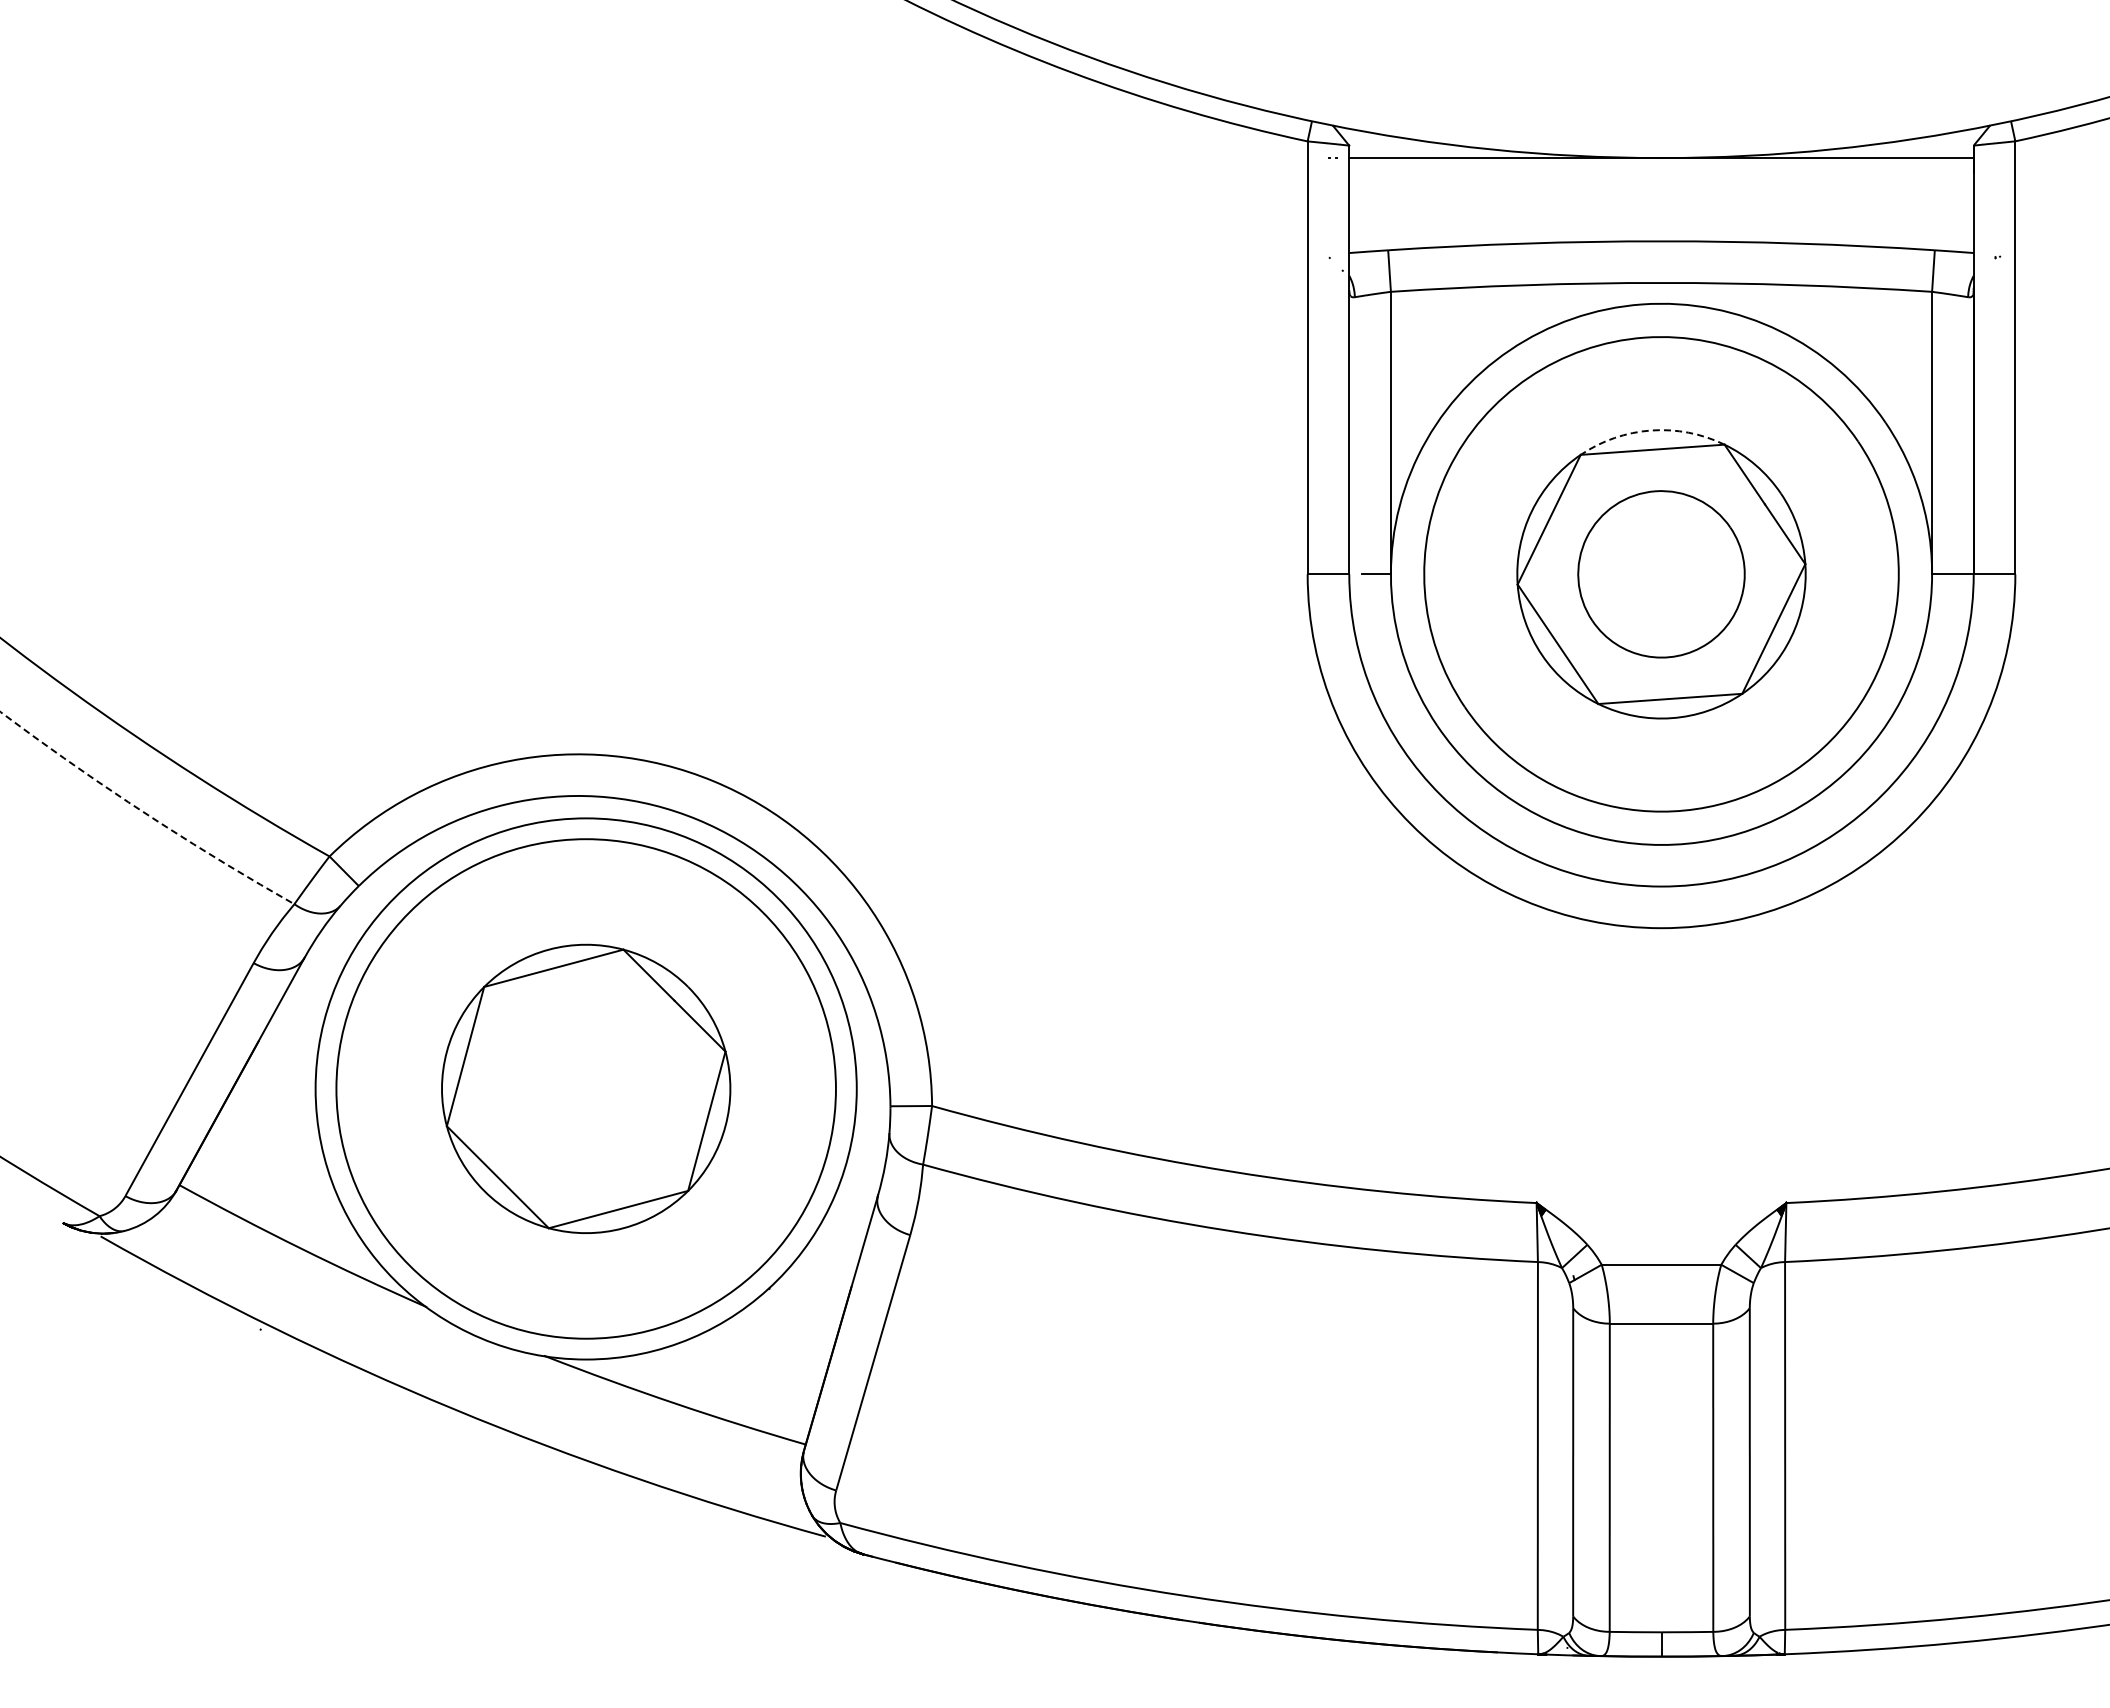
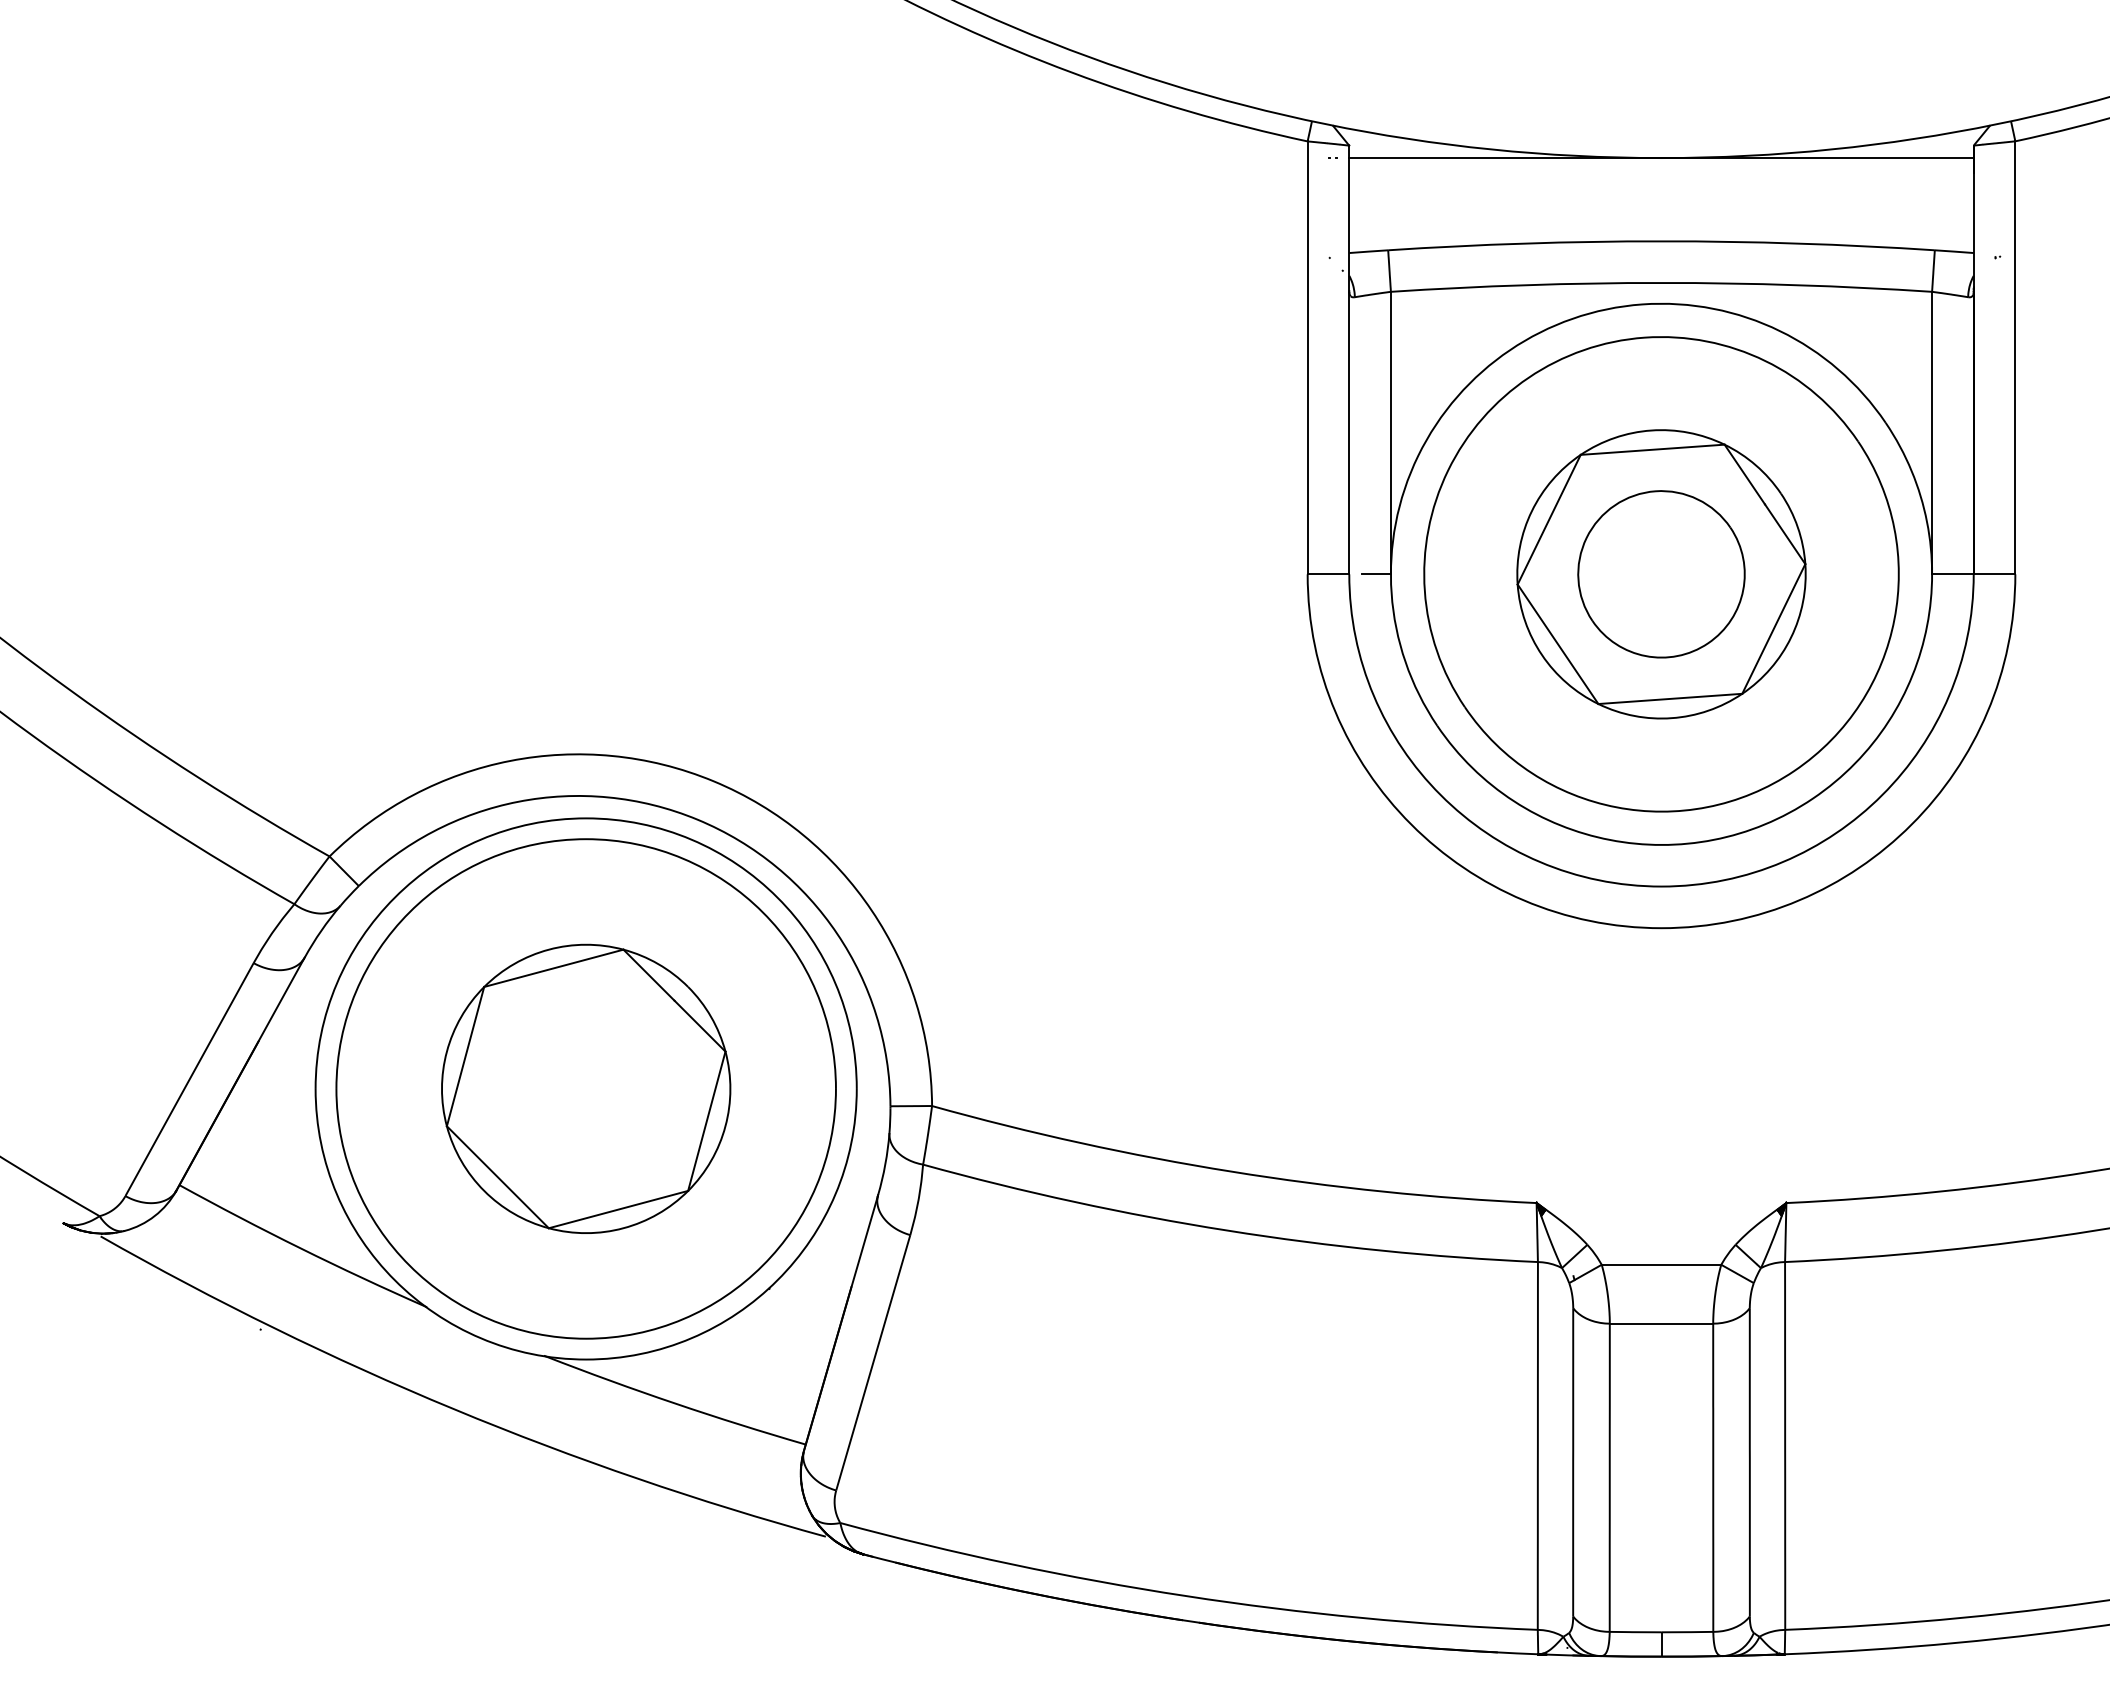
arc: dashed -> solid (1651, 430)
arc: dashed -> solid (145, 813)
